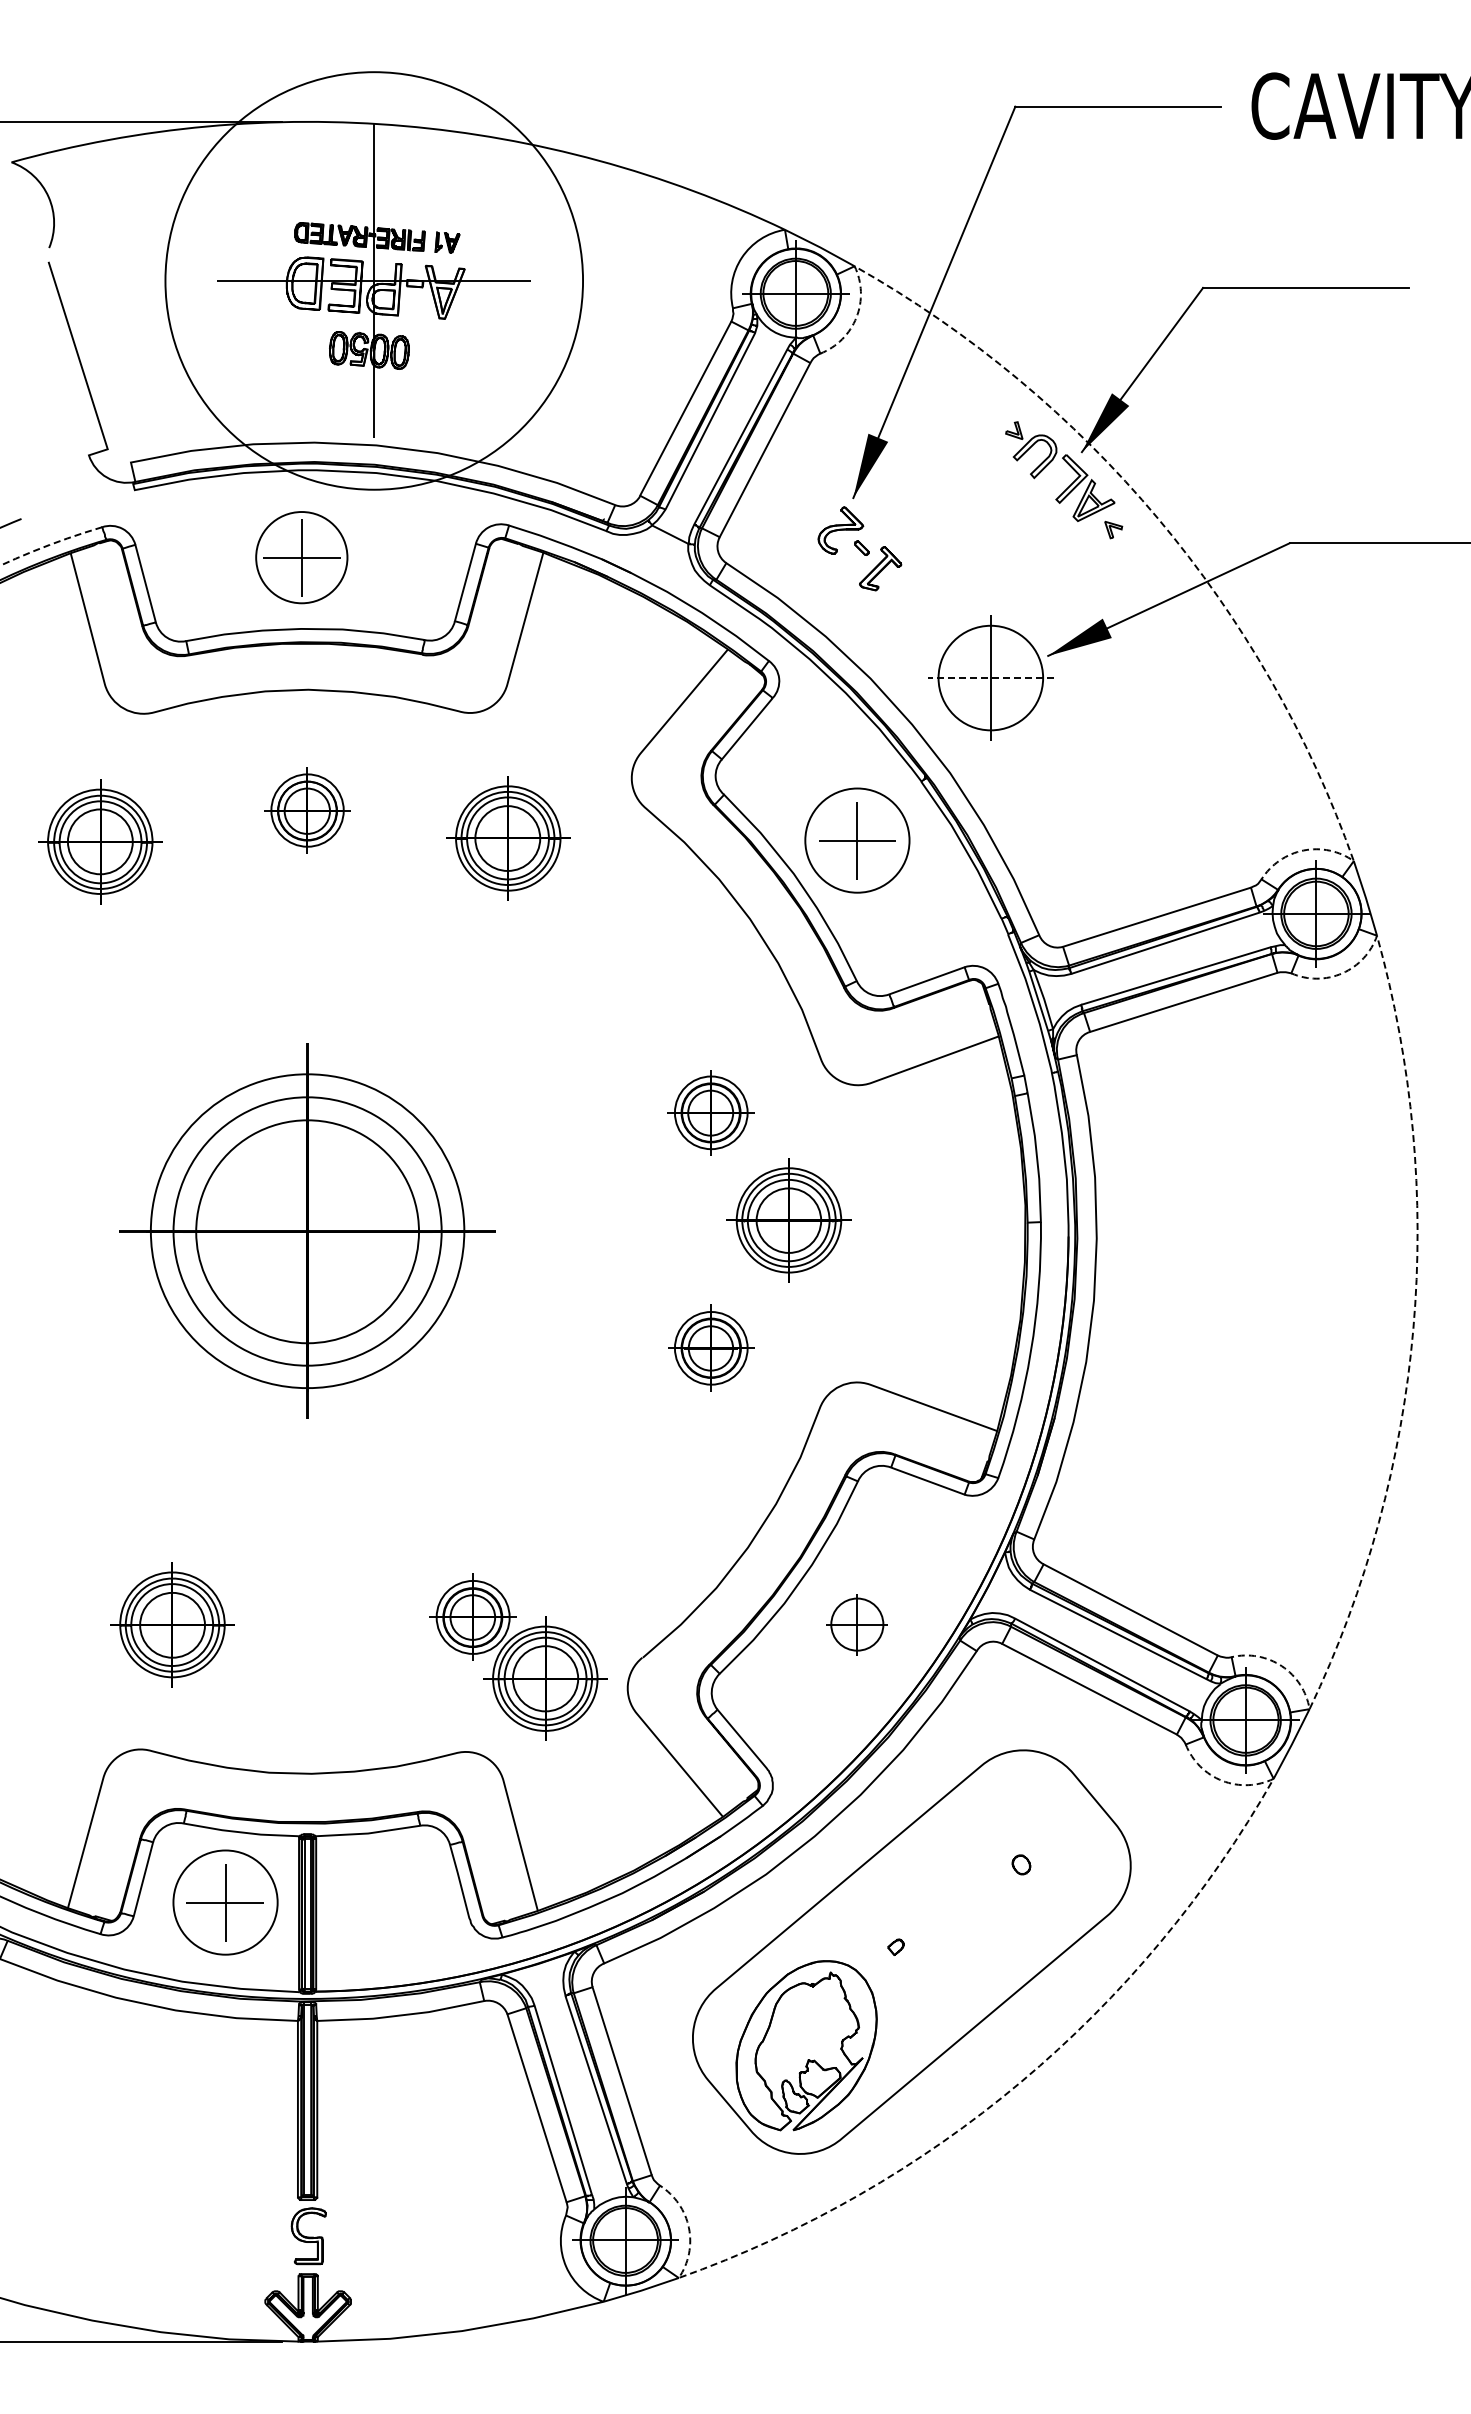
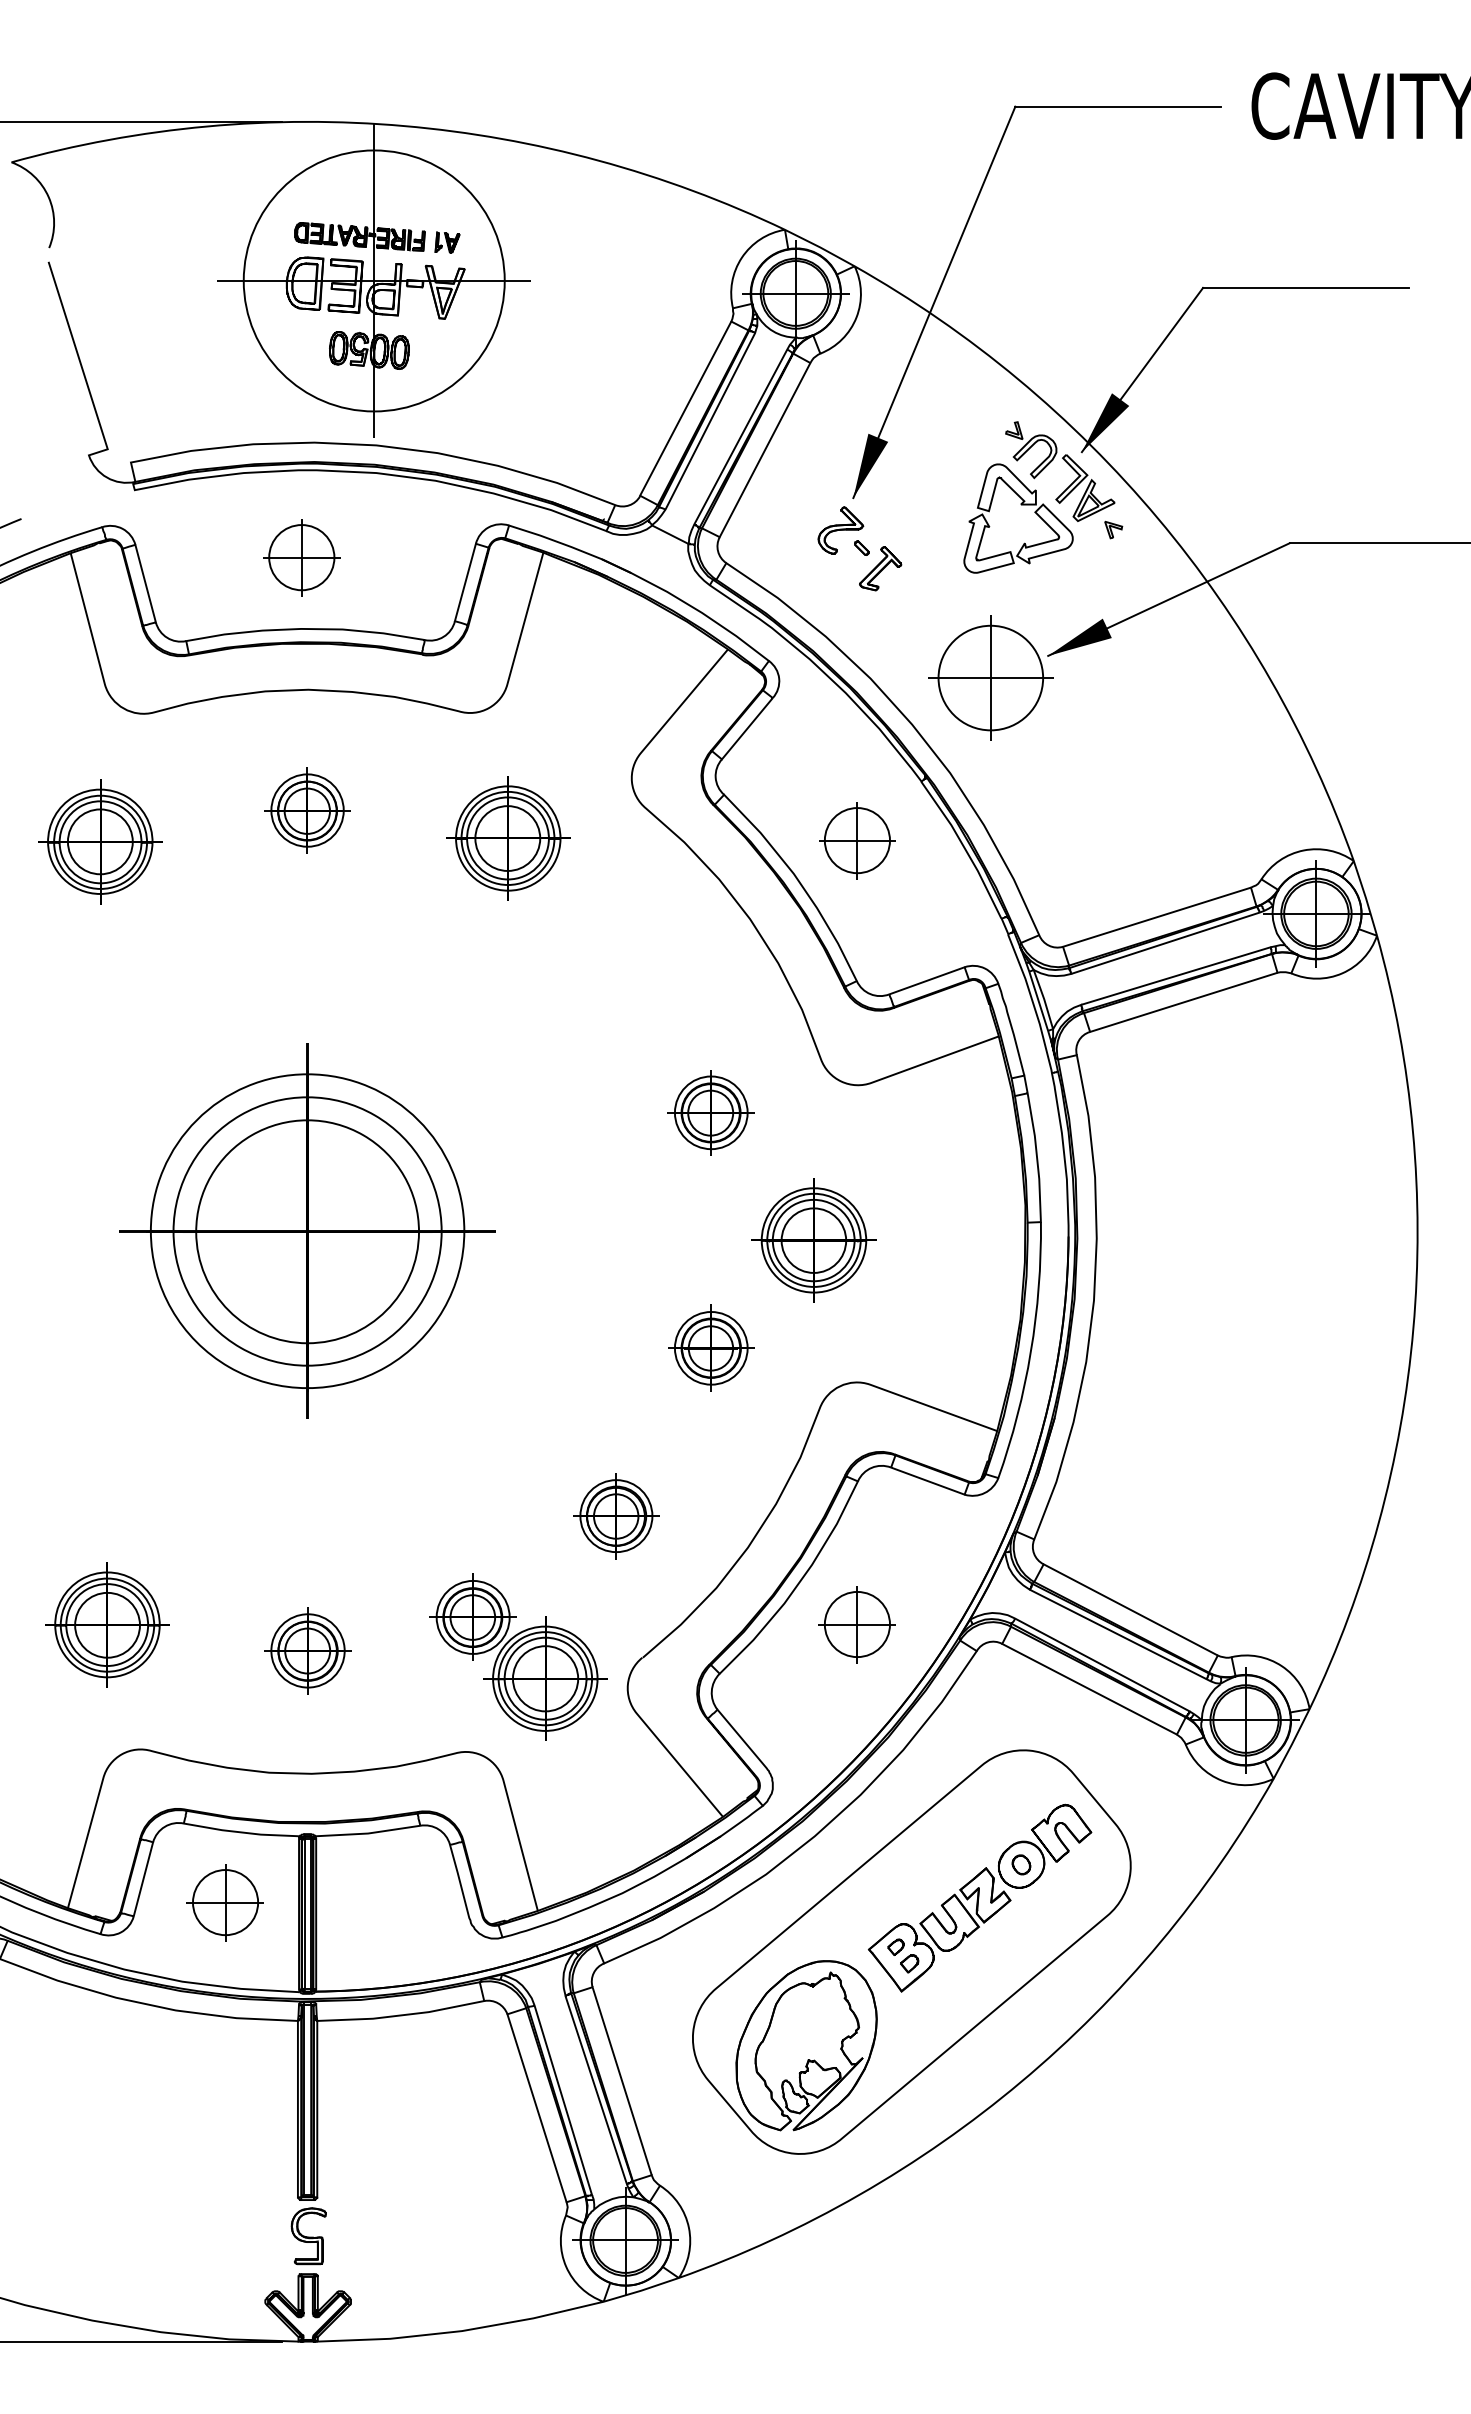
circle diameter: 418 px -> 261 px (373, 280)
part: none -> present (1021, 505)
line: dashed -> solid (1158, 518)
arc: dashed -> solid (50, 544)
circle diameter: 91 px -> 65 px (301, 557)
line: dashed -> solid (990, 677)
circle diameter: 104 px -> 65 px (856, 840)
part position: (788, 1220) -> (813, 1240) (813, 1240)
line: dashed -> solid (1413, 1328)
part: none -> present (616, 1516)
part position: (172, 1624) -> (107, 1624) (107, 1624)
part size: 62x62 px -> 78x78 px (856, 1624)
part: none -> present (307, 1650)
part: none -> present (979, 1897)
circle diameter: 104 px -> 65 px (225, 1902)
line: dashed -> solid (1021, 2081)
